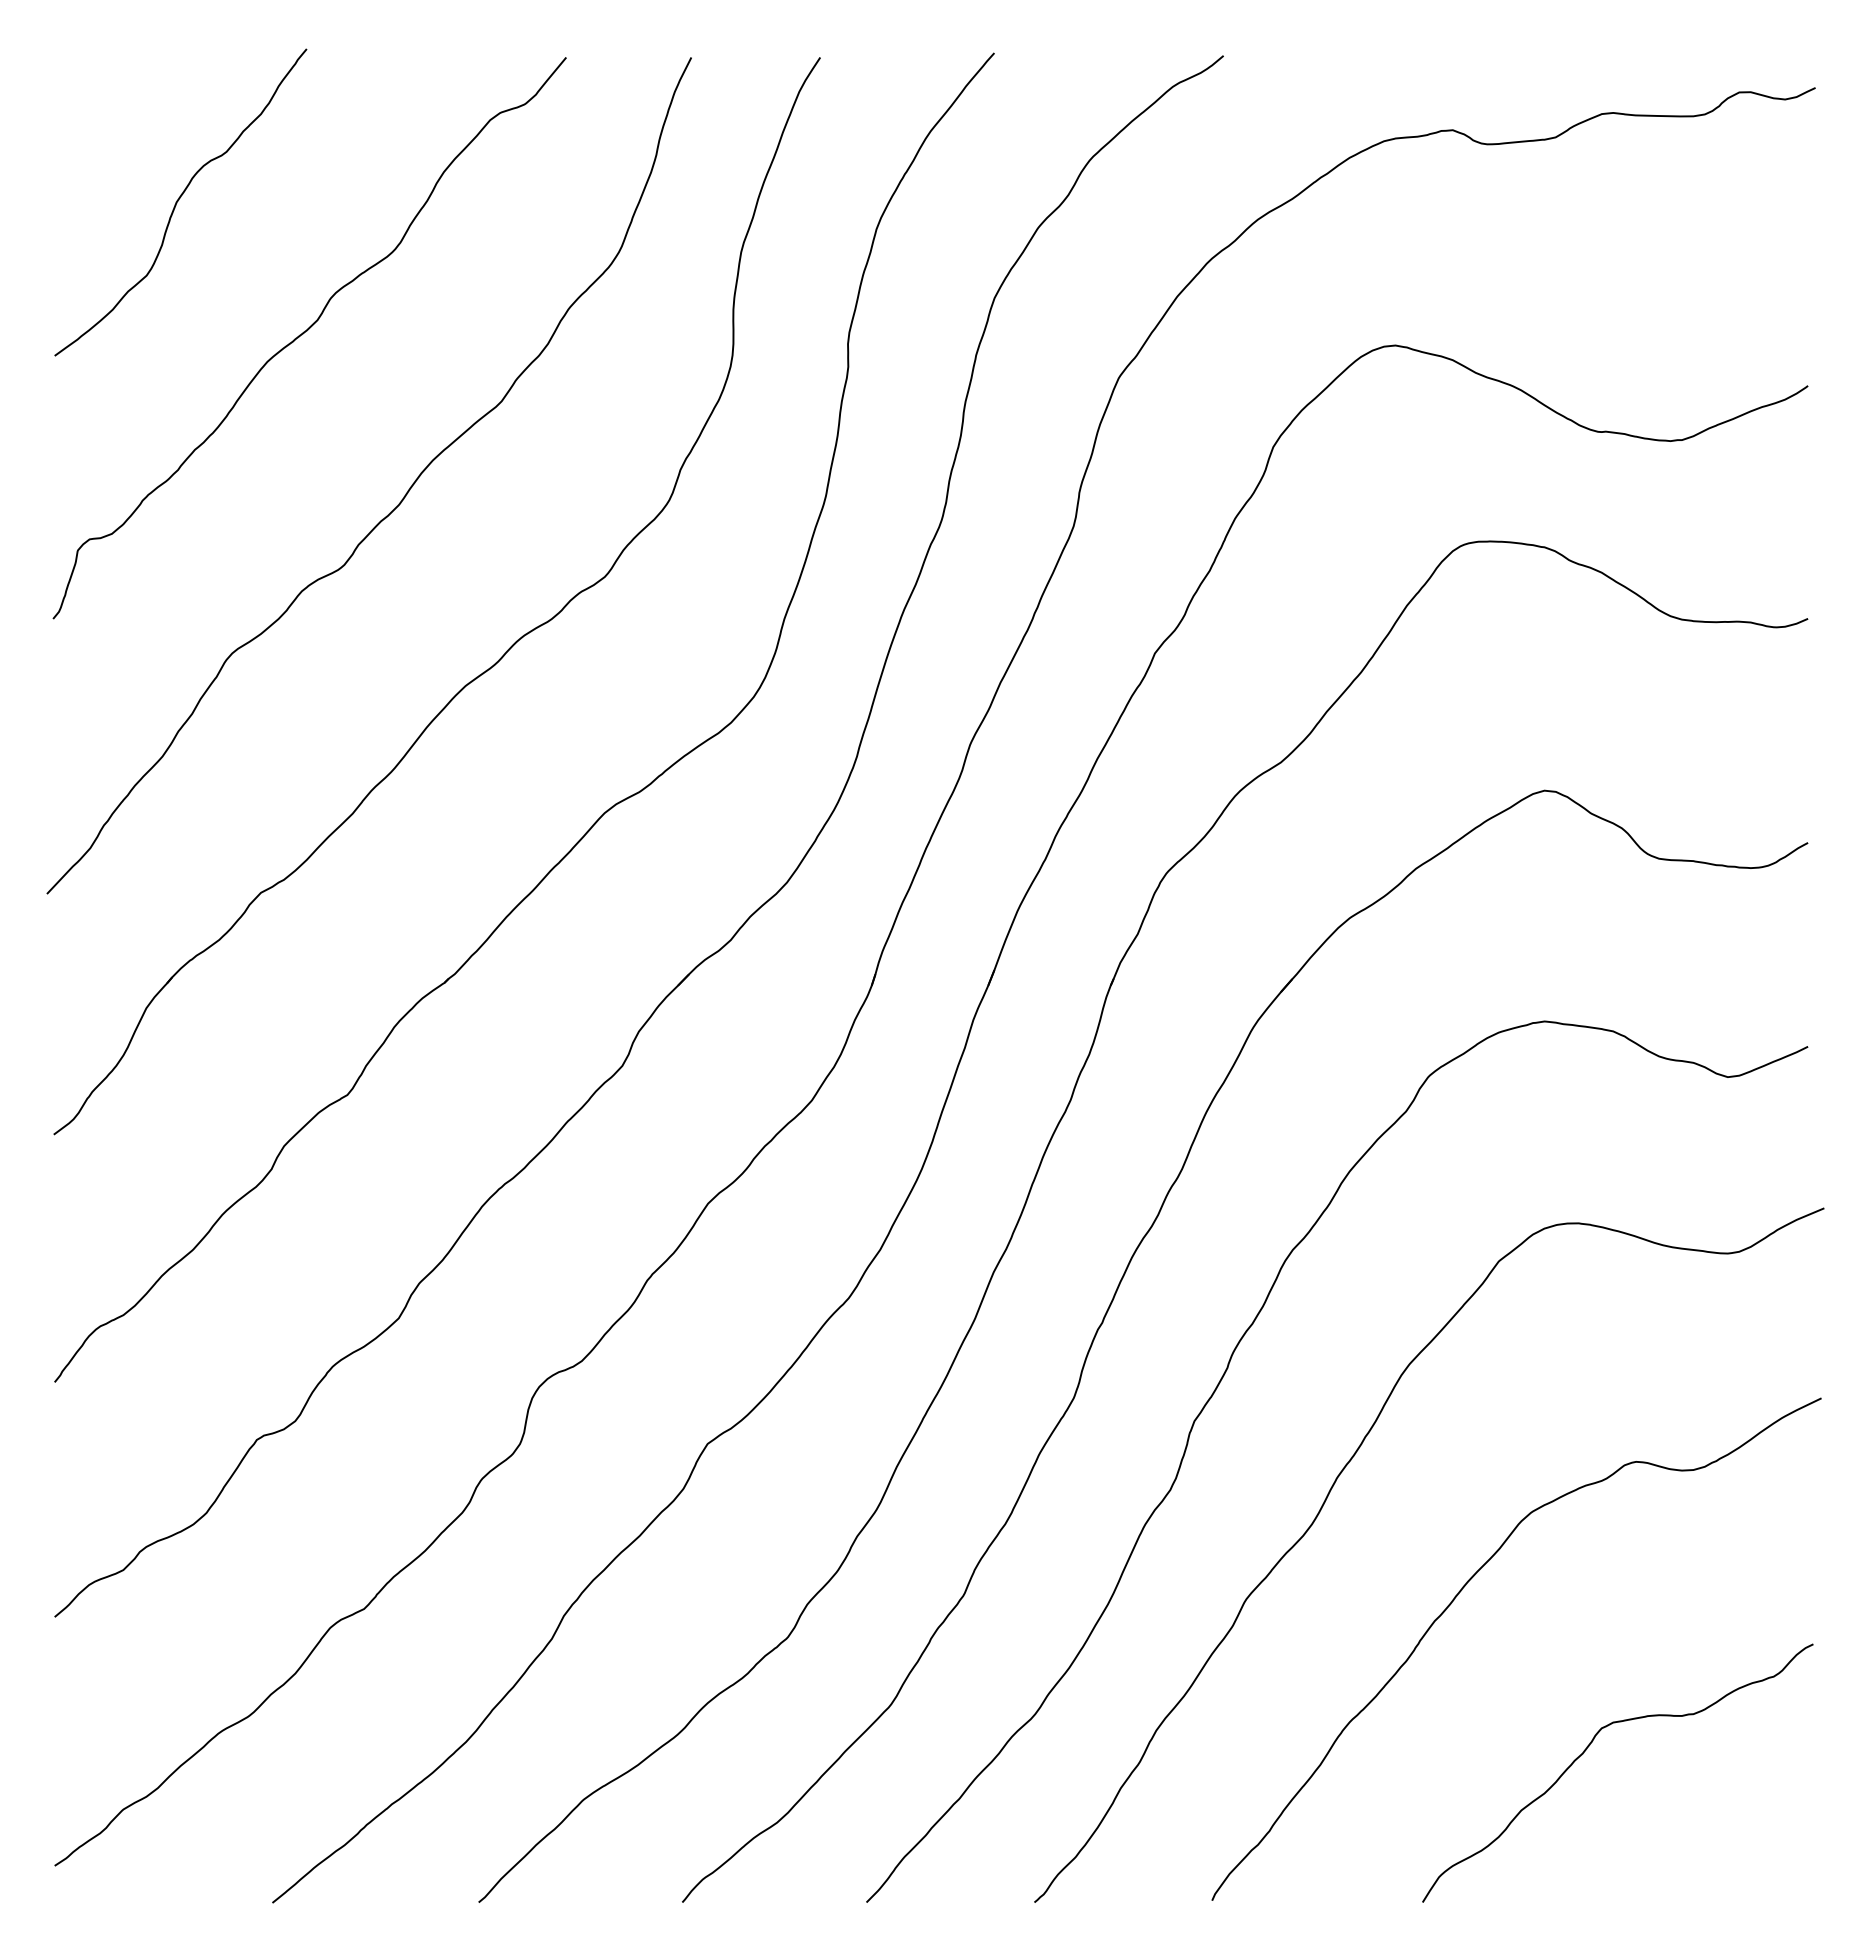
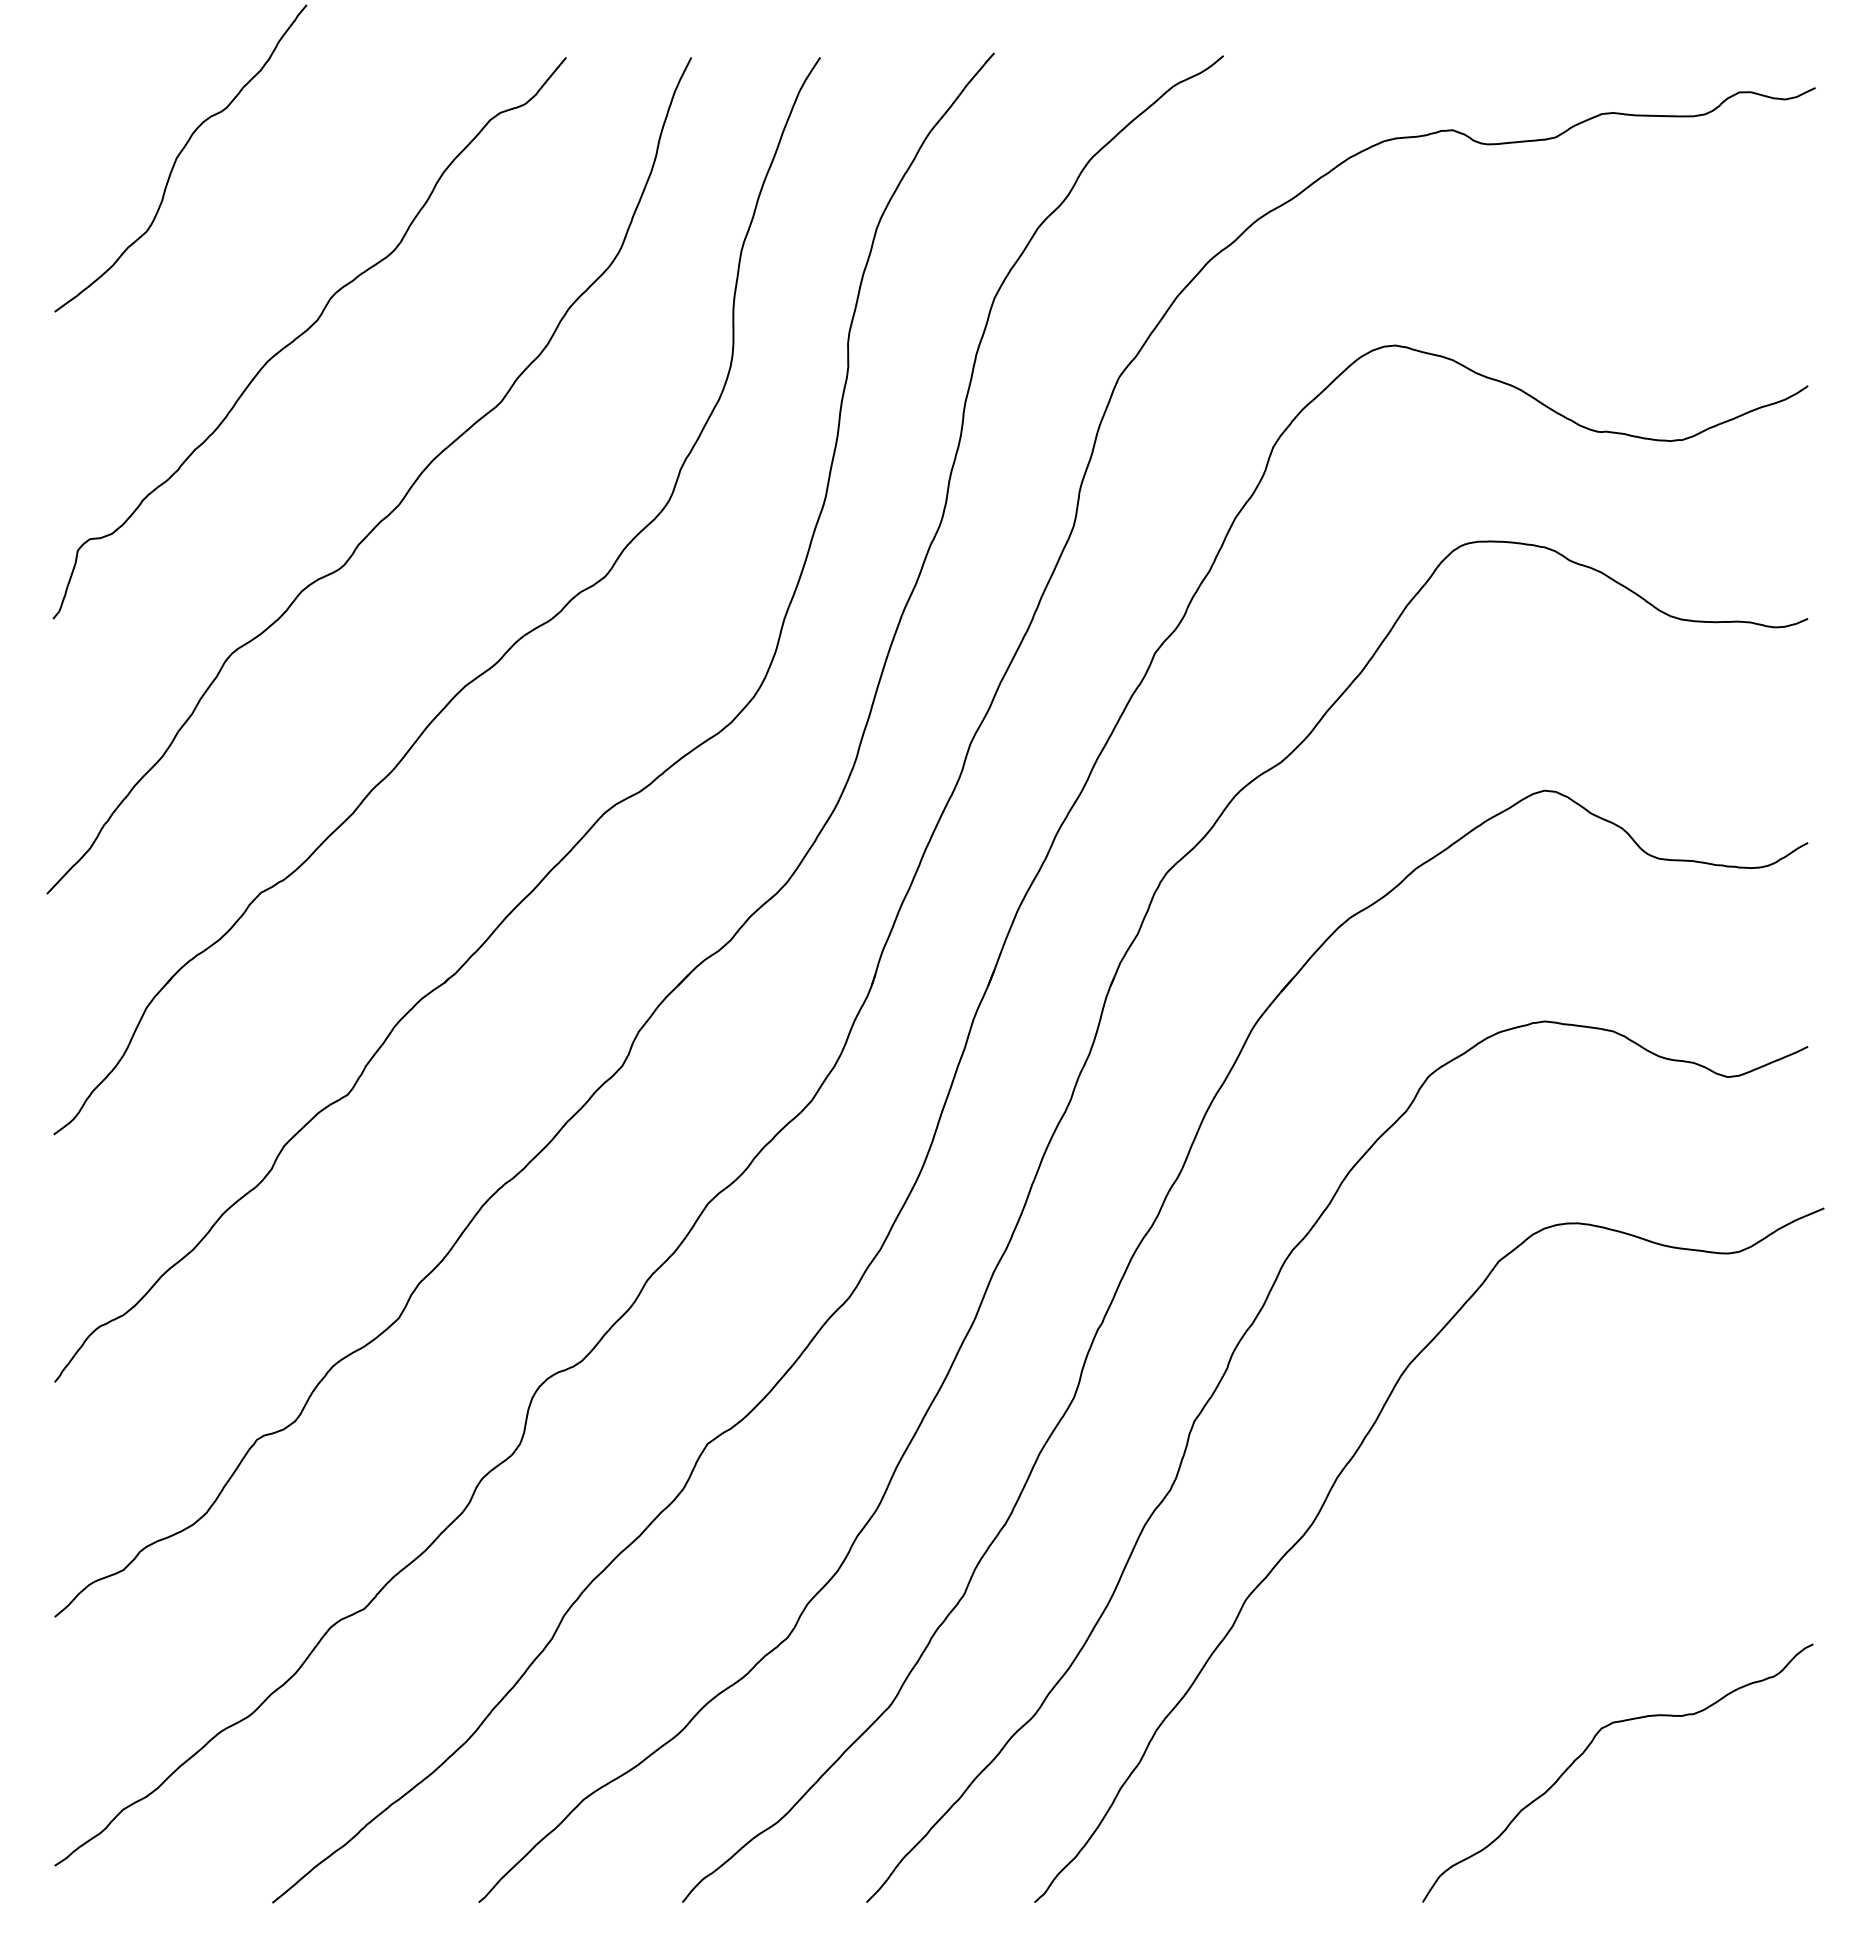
curve position: (178, 201) -> (178, 157) (178, 157)
curve: present -> none (1454, 1600)
